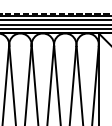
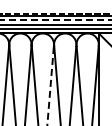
line: solid -> dashed (56, 20)
line: solid -> dashed (50, 86)
